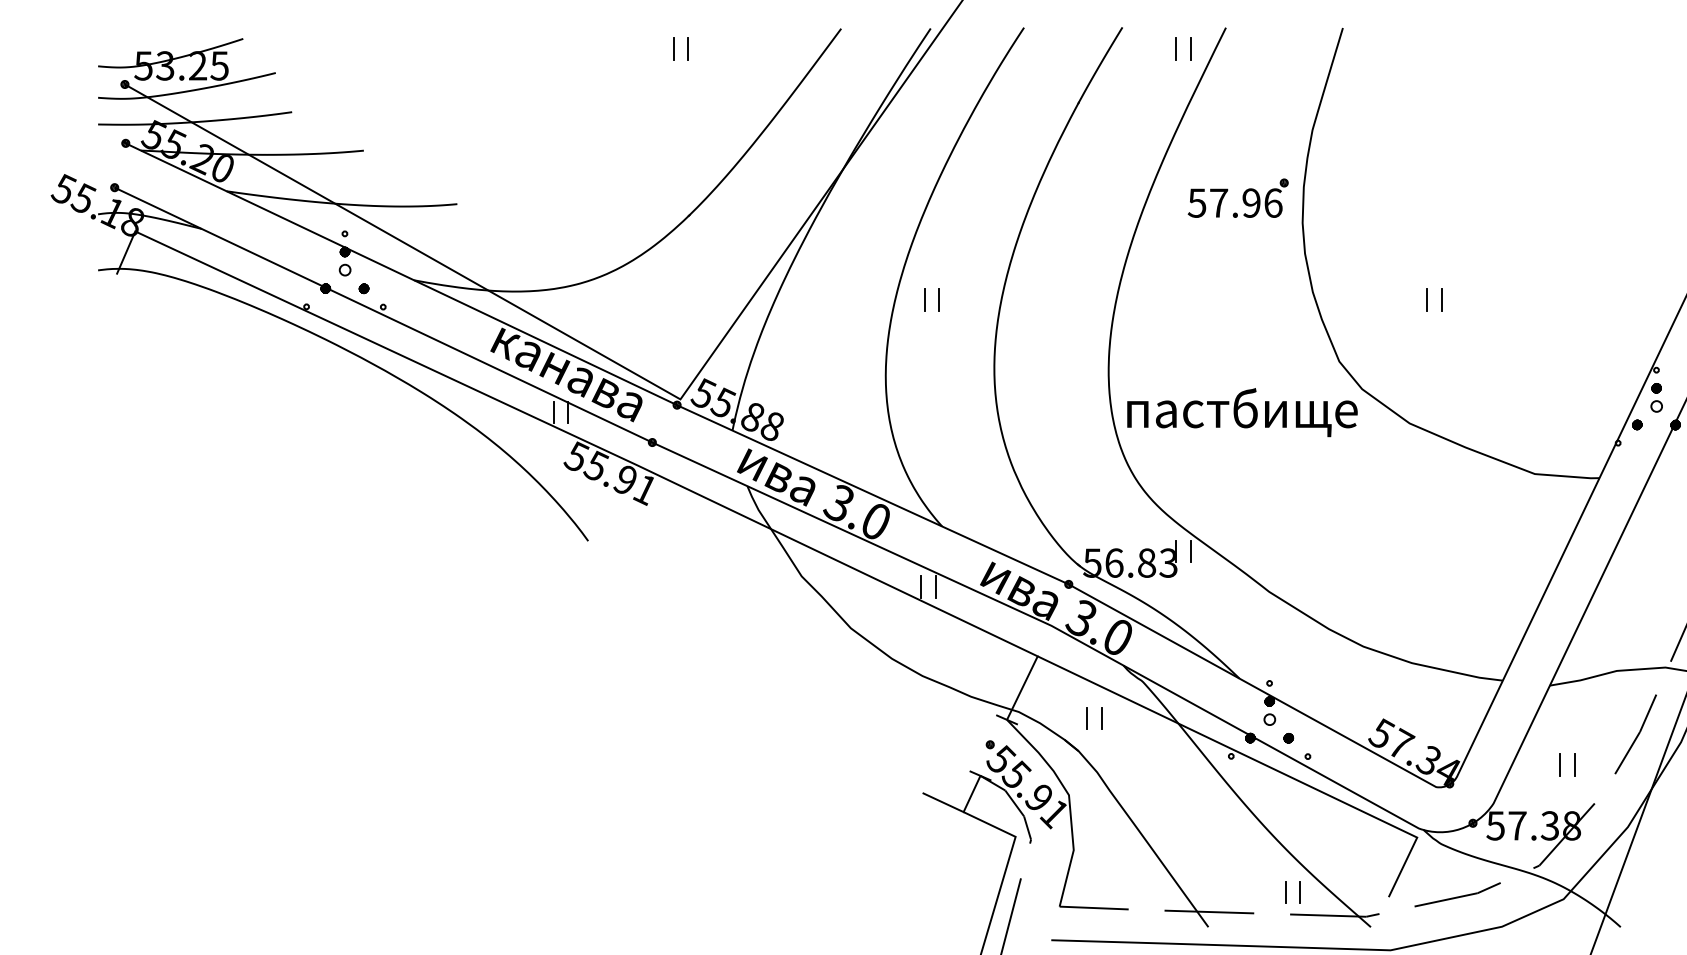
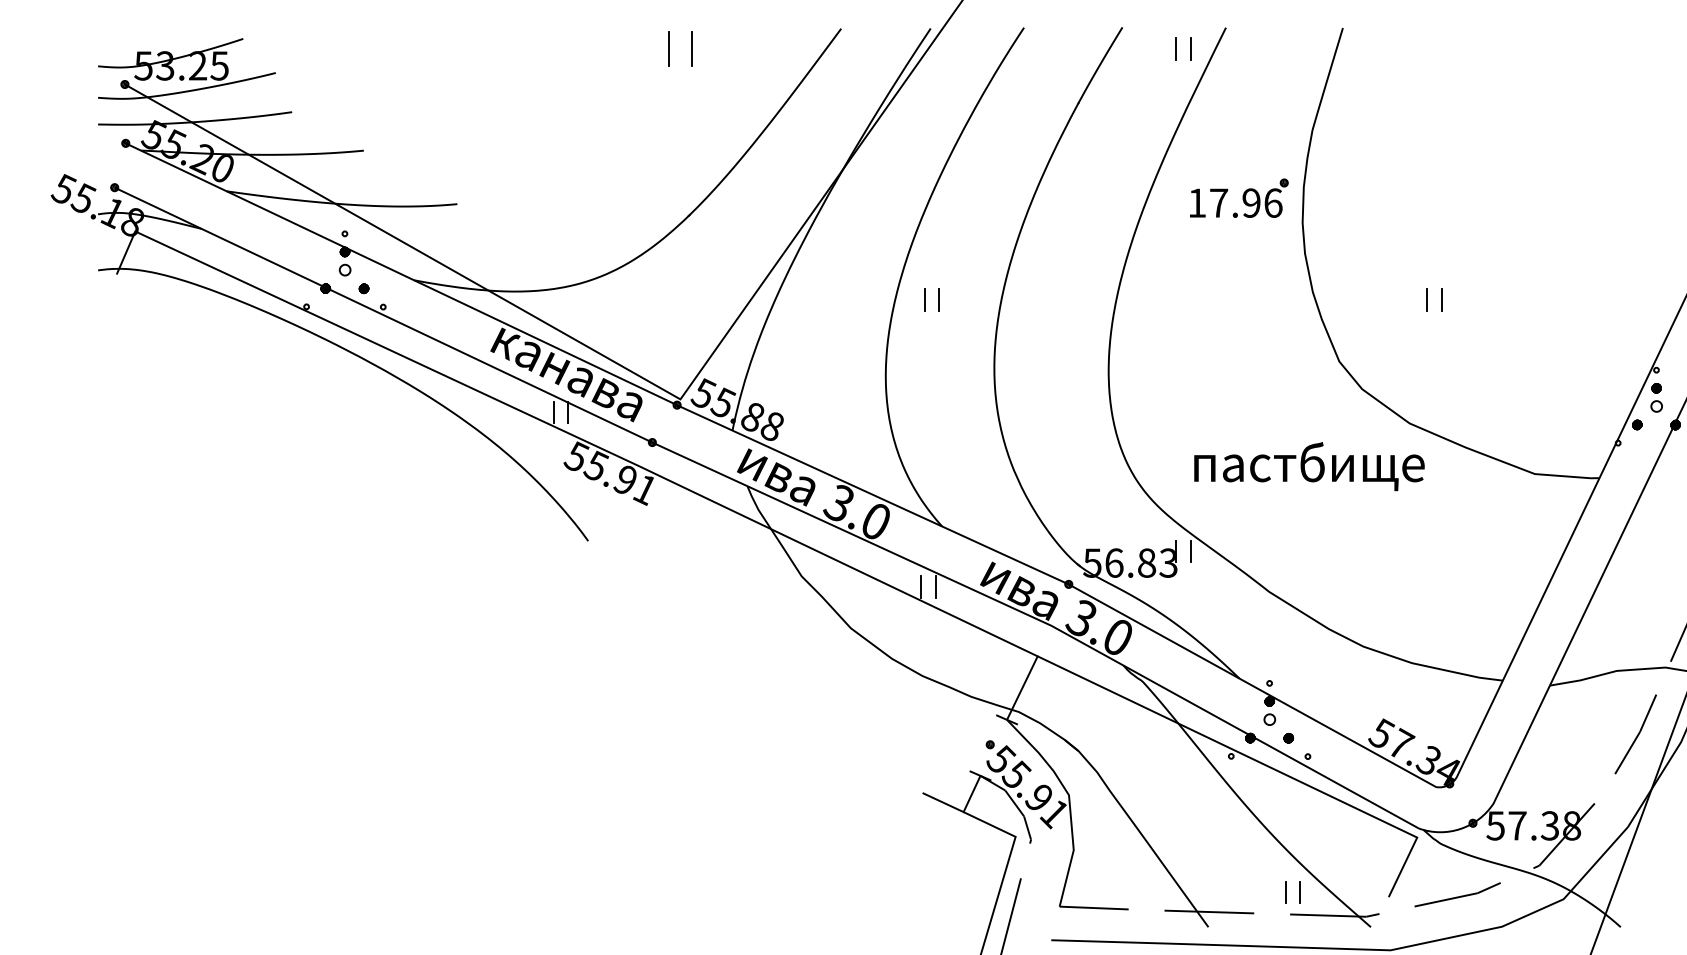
part size: 16x24 px -> 25x36 px (680, 48)
text: 57.96 -> 17.96 (1196, 202)
text position: (1242, 412) -> (1309, 466) (1309, 466)
part: present -> none (1087, 718)
part: present -> none (1560, 764)
